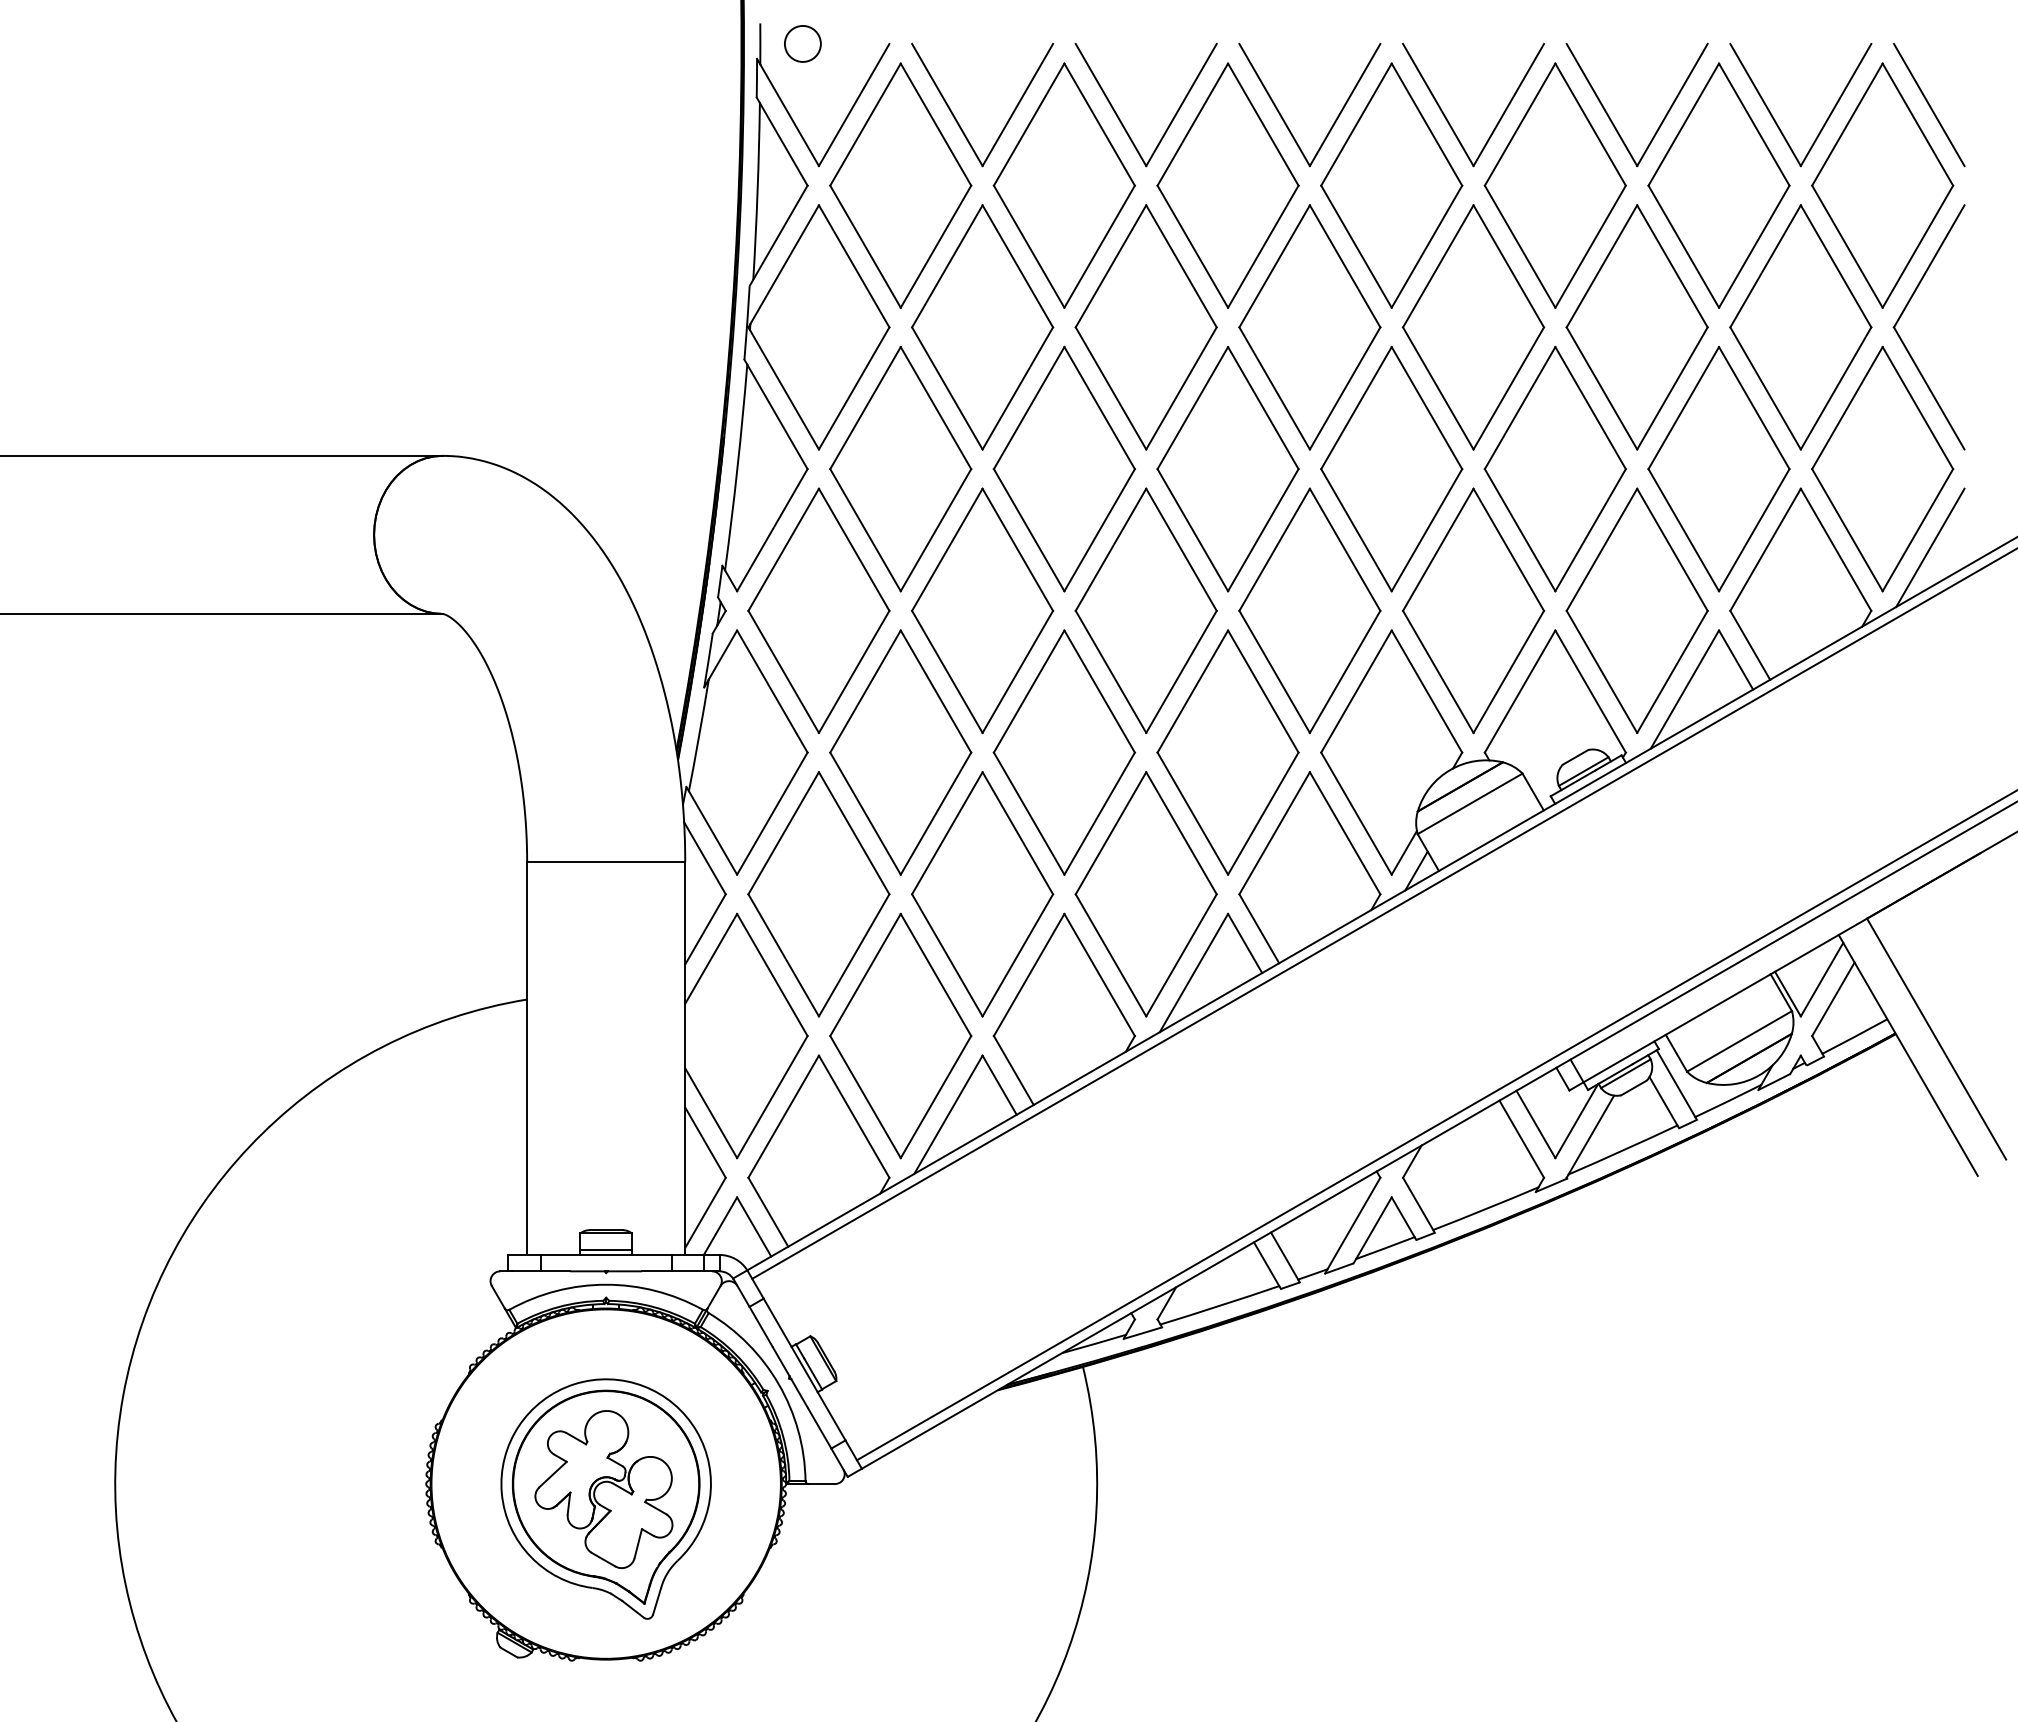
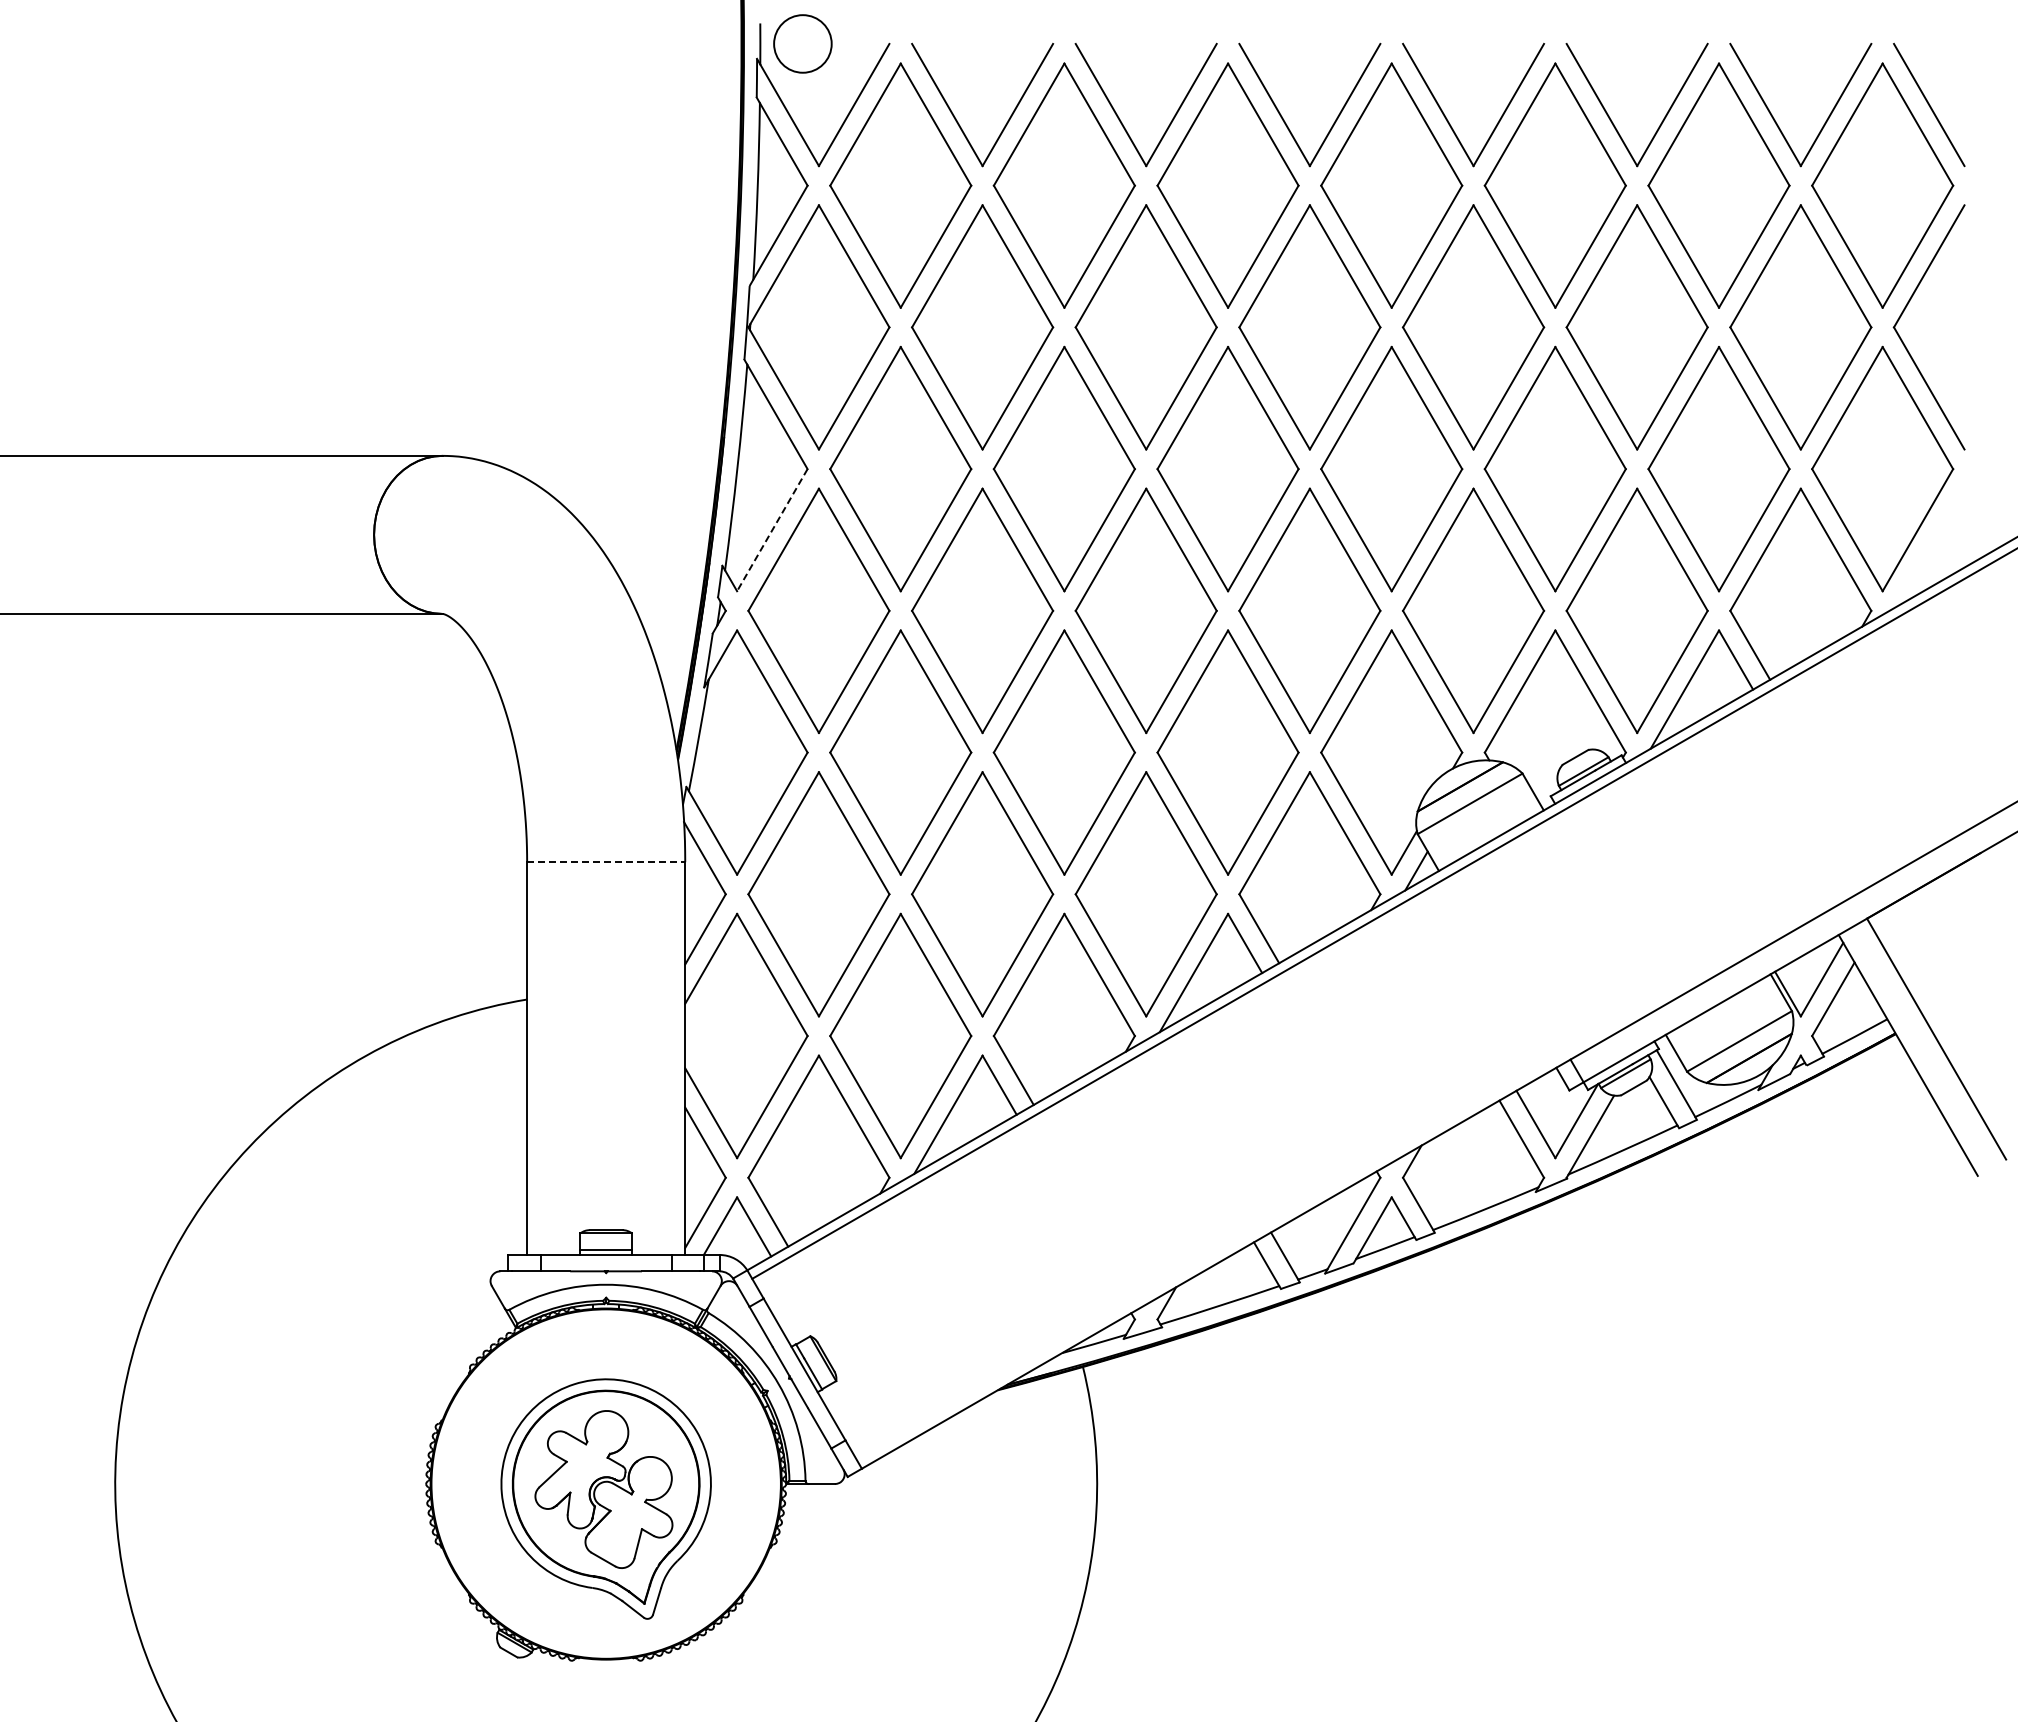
circle diameter: 36 px -> 58 px (802, 43)
line: solid -> dashed (772, 530)
line: present -> none (1930, 547)
line: solid -> dashed (606, 862)
line: present -> none (1435, 1125)
